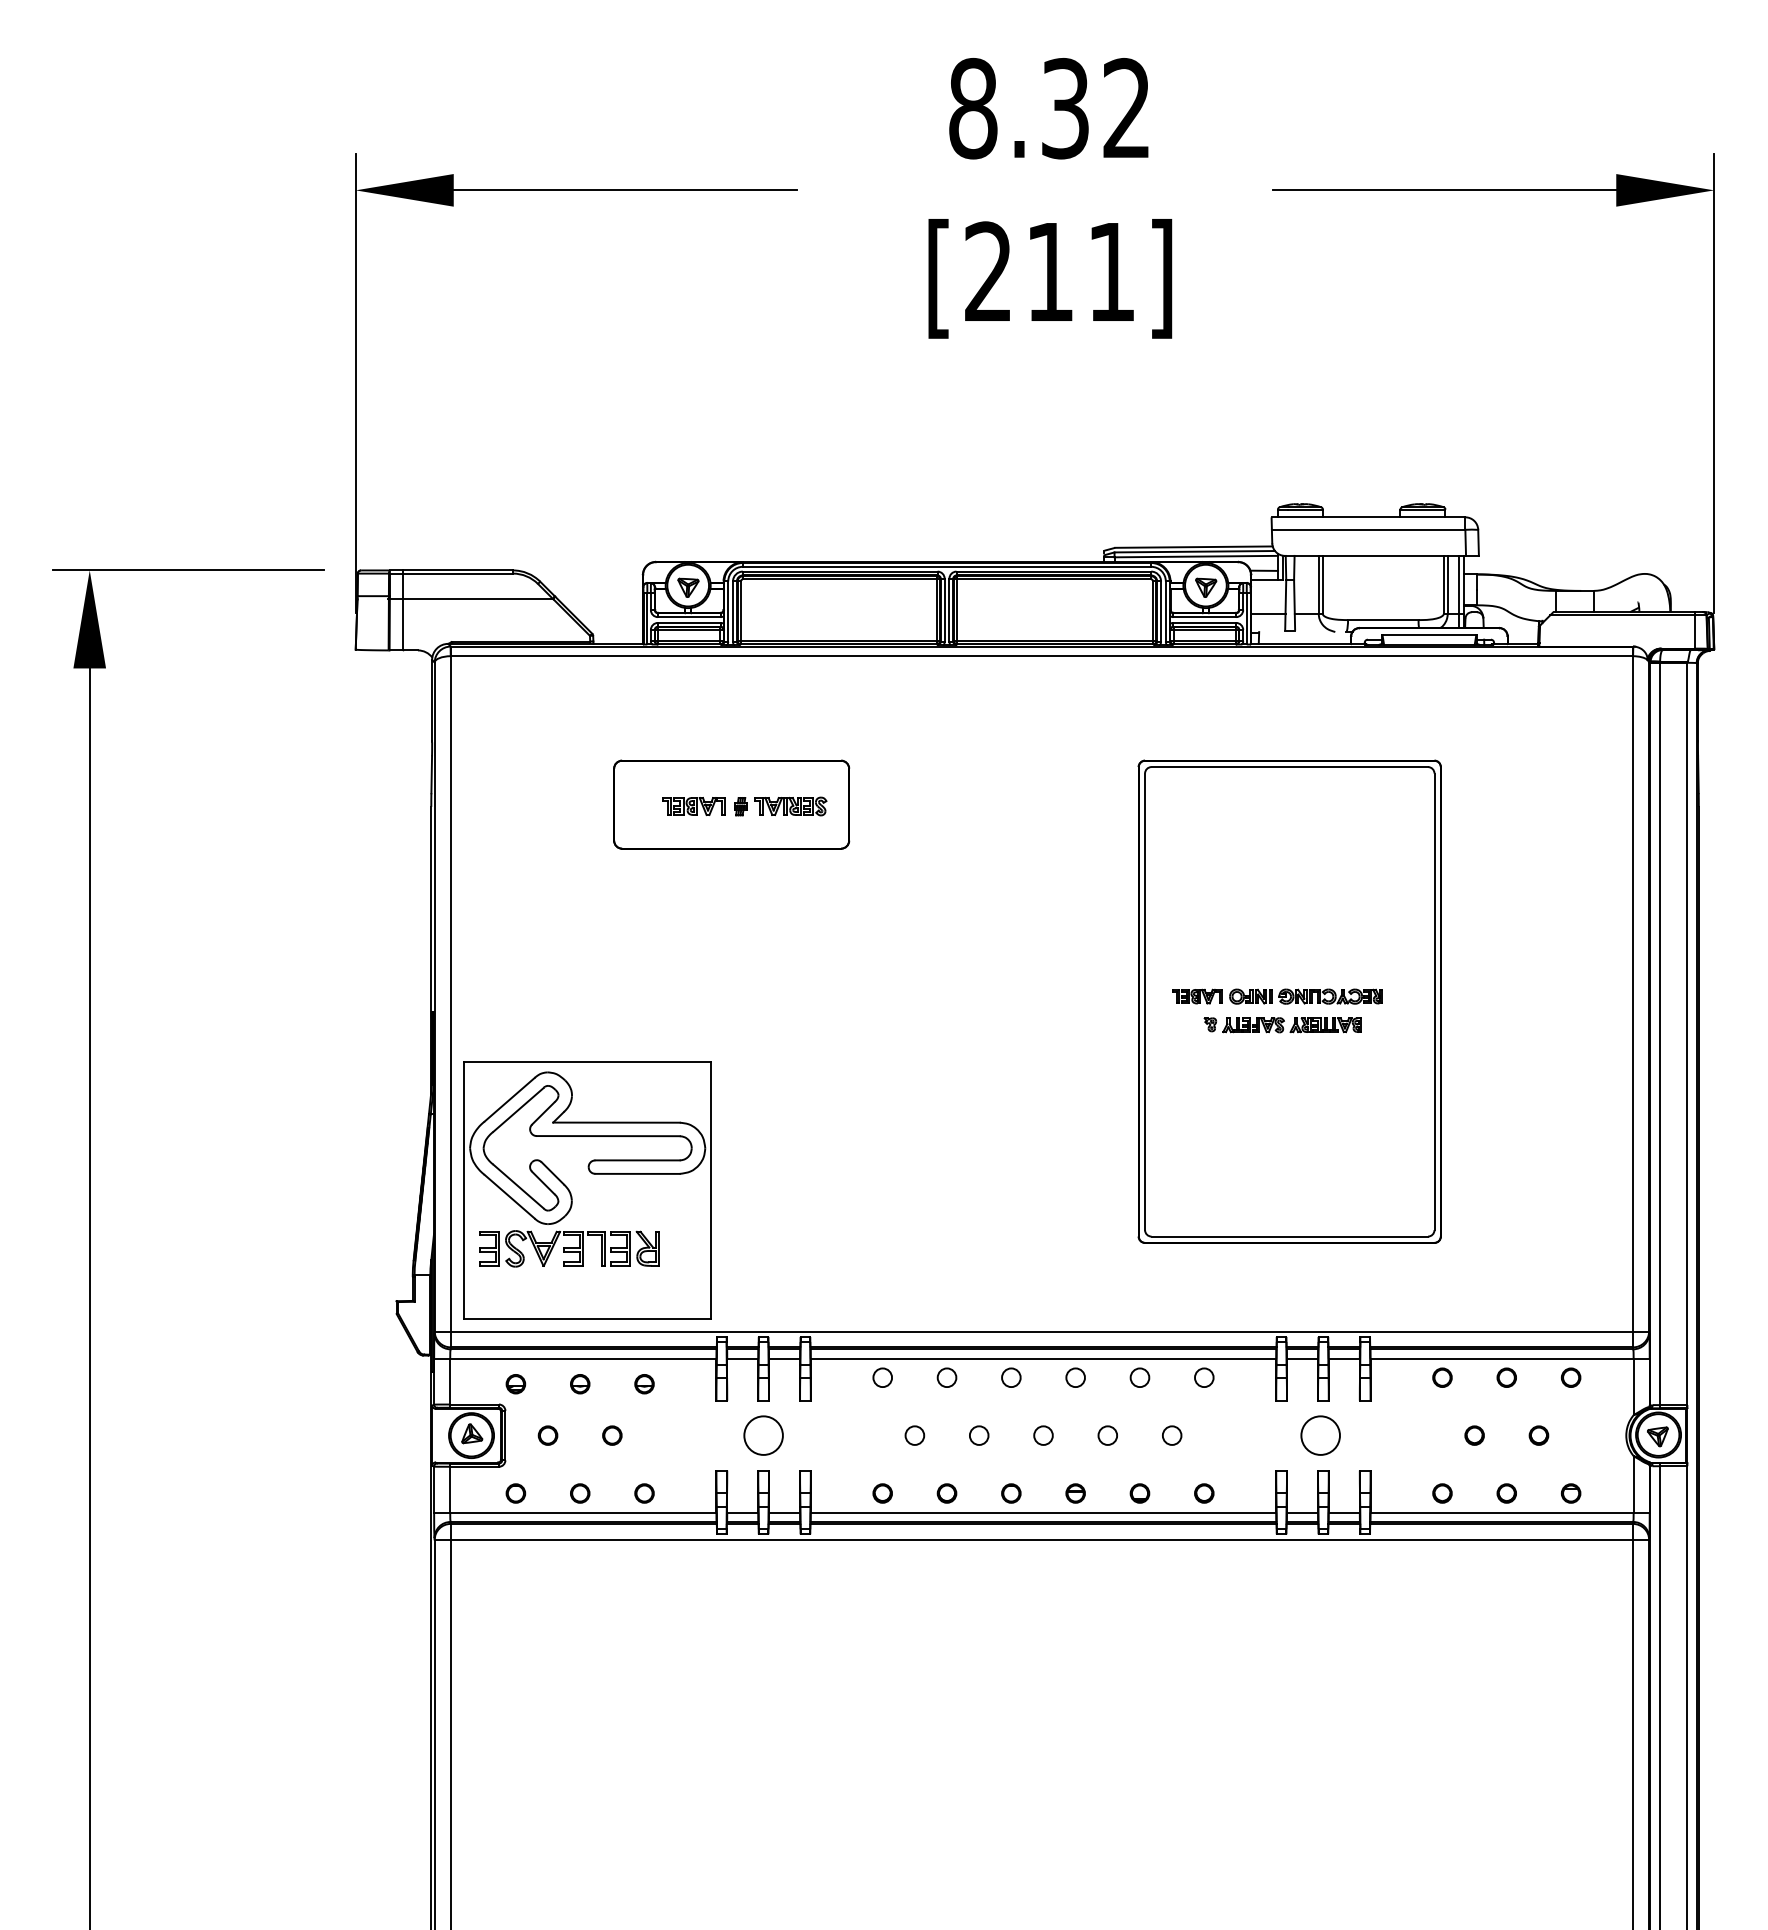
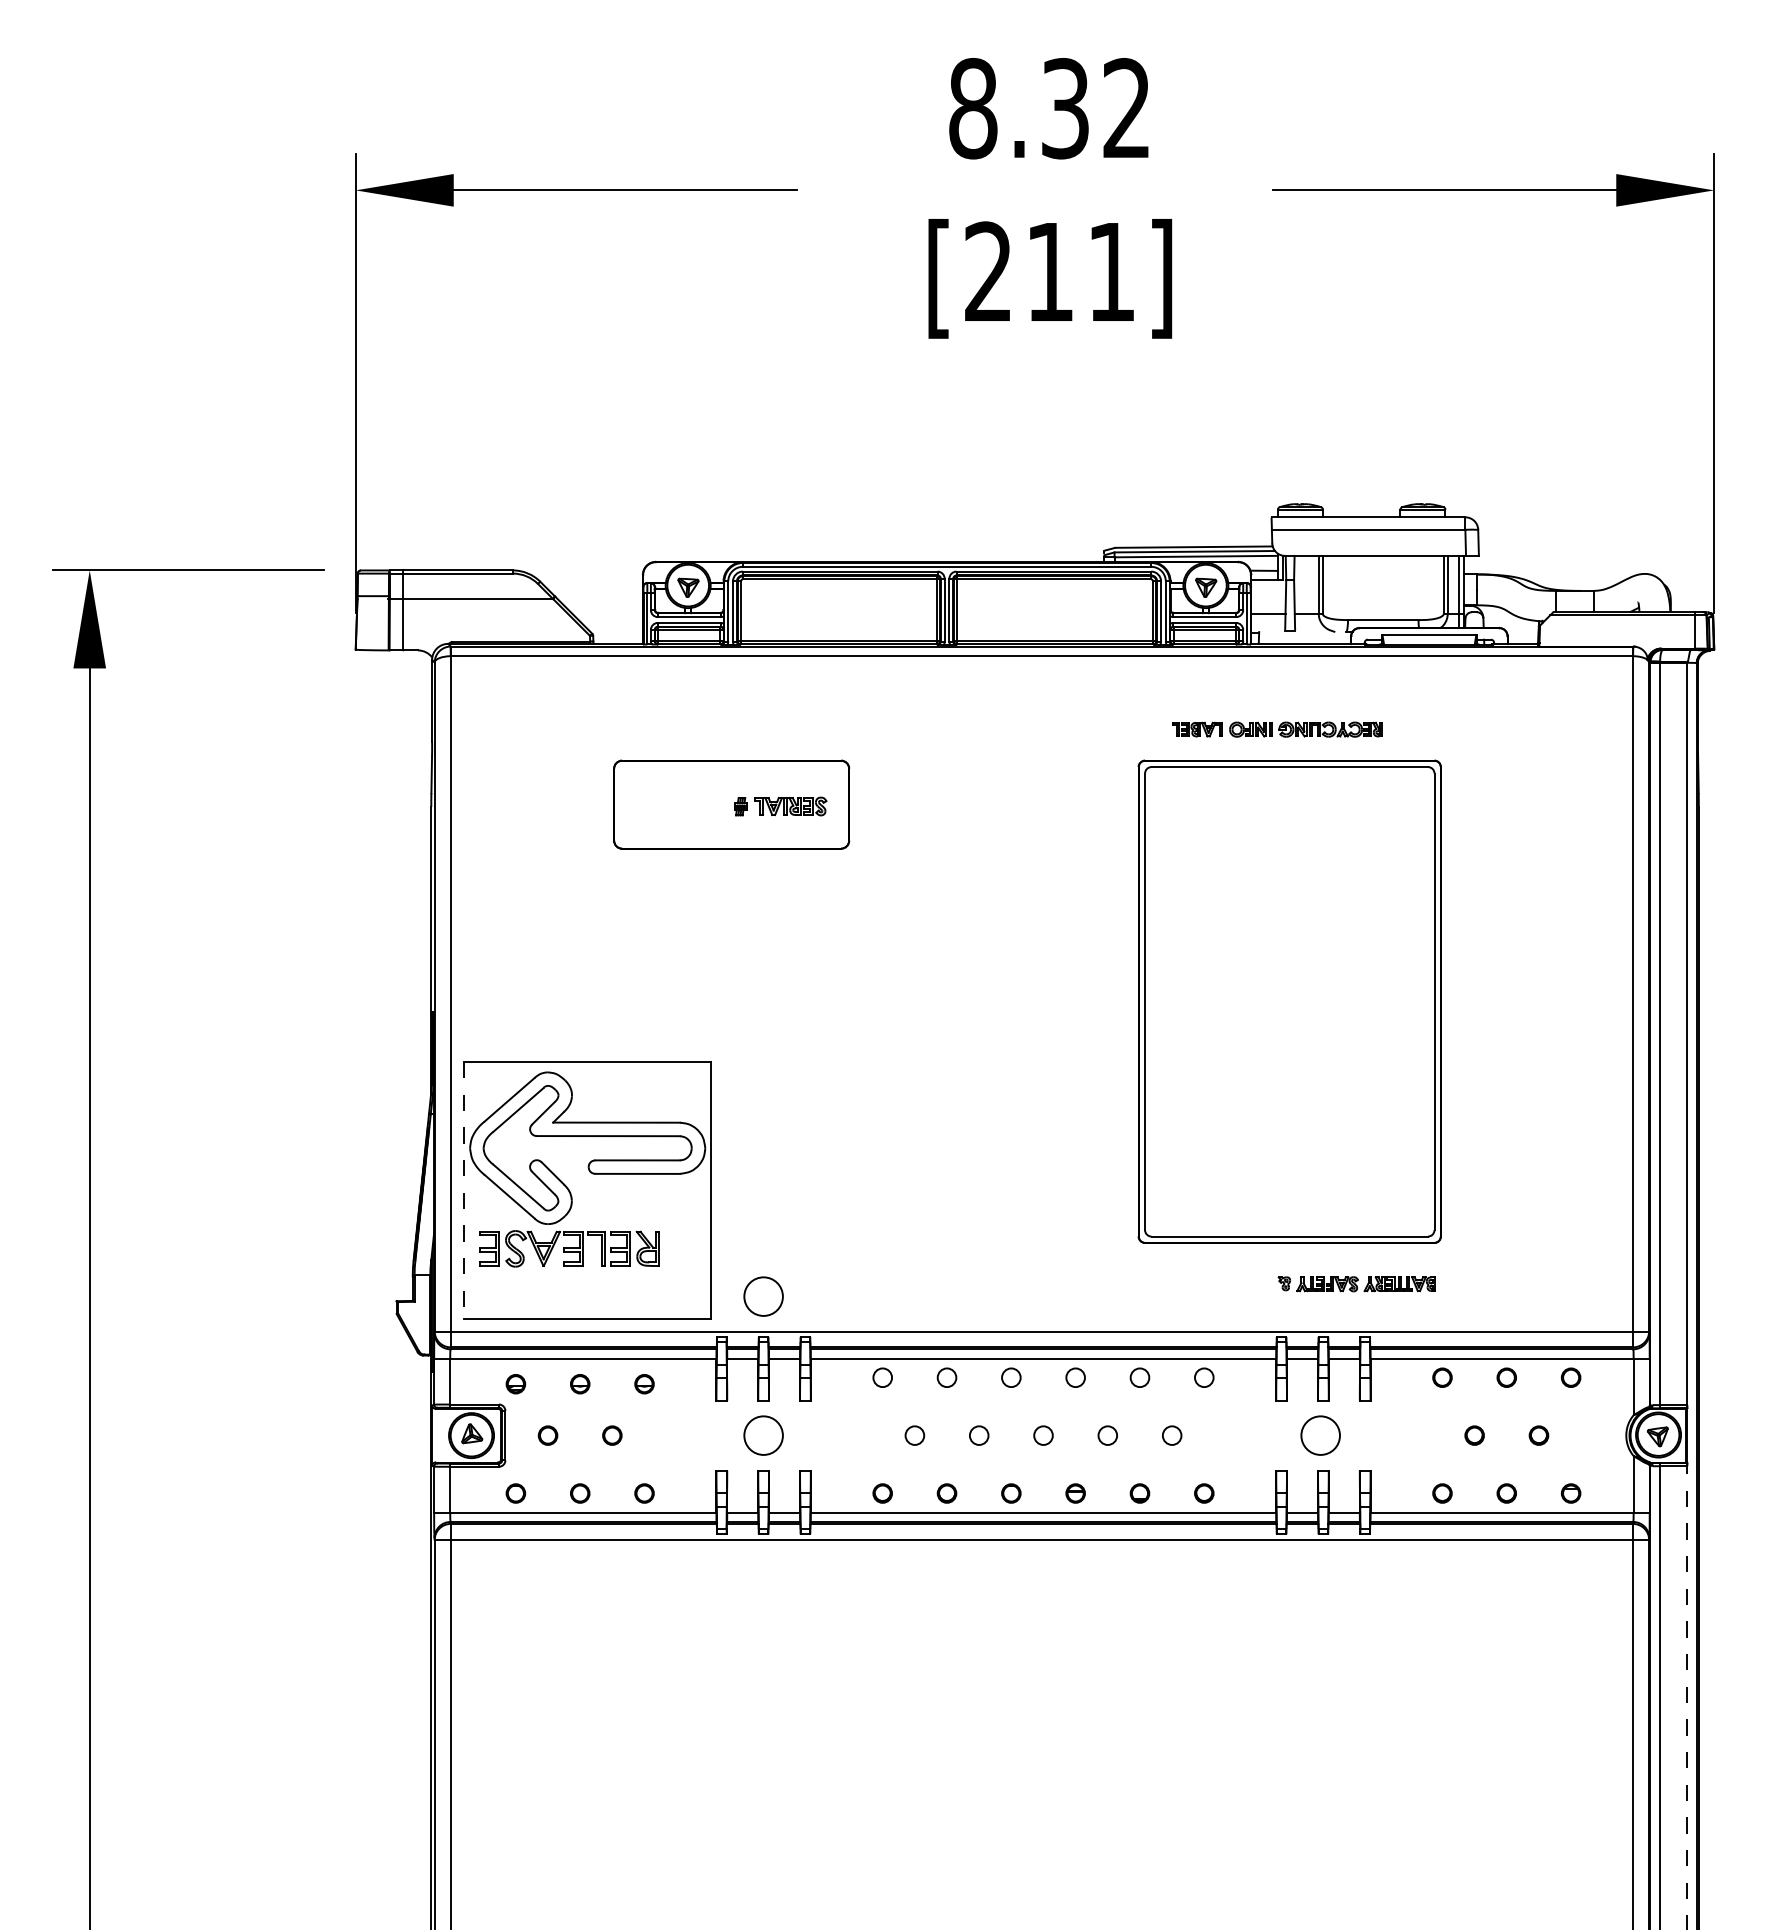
part: present -> none (693, 806)
part position: (1277, 996) -> (1277, 729) (1277, 729)
part position: (1282, 1025) -> (1356, 1284) (1356, 1284)
line: solid -> dashed (463, 1190)
circle: none -> present (763, 1296)
line: solid -> dashed (1687, 1698)
